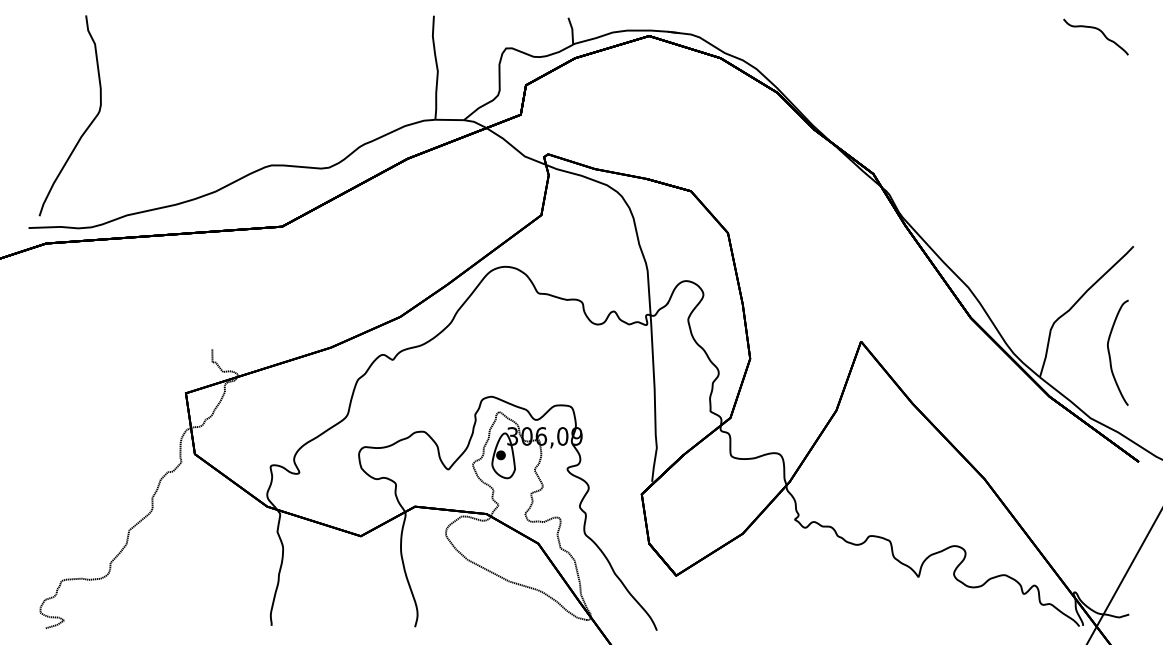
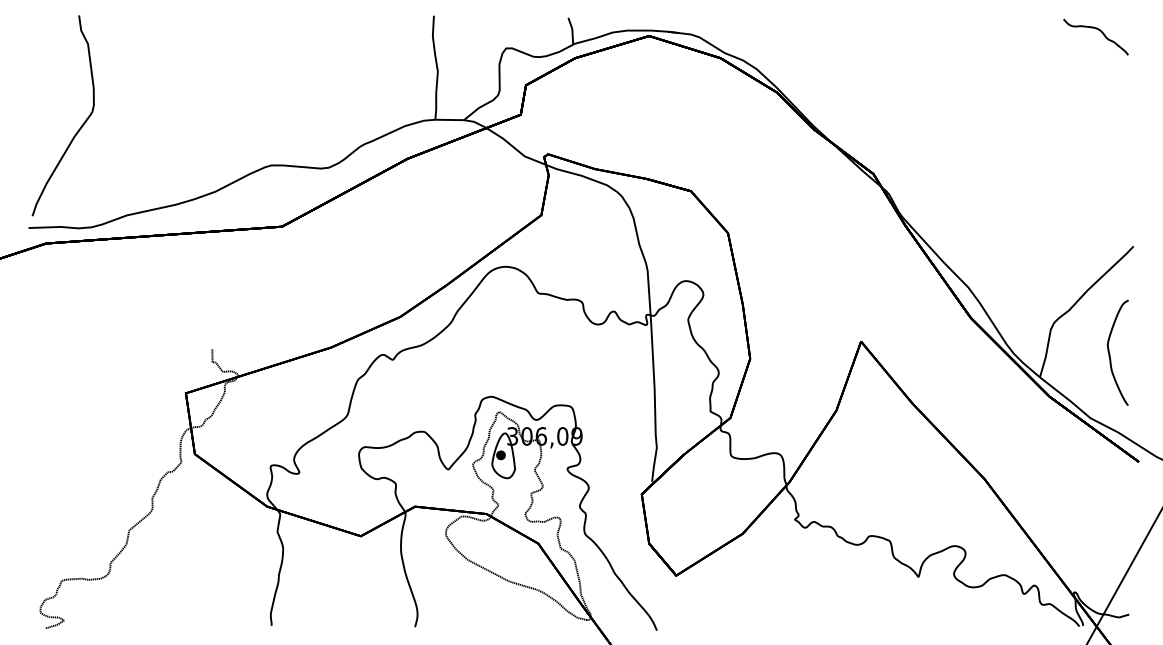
curve position: (87, 126) -> (80, 126) (80, 126)
